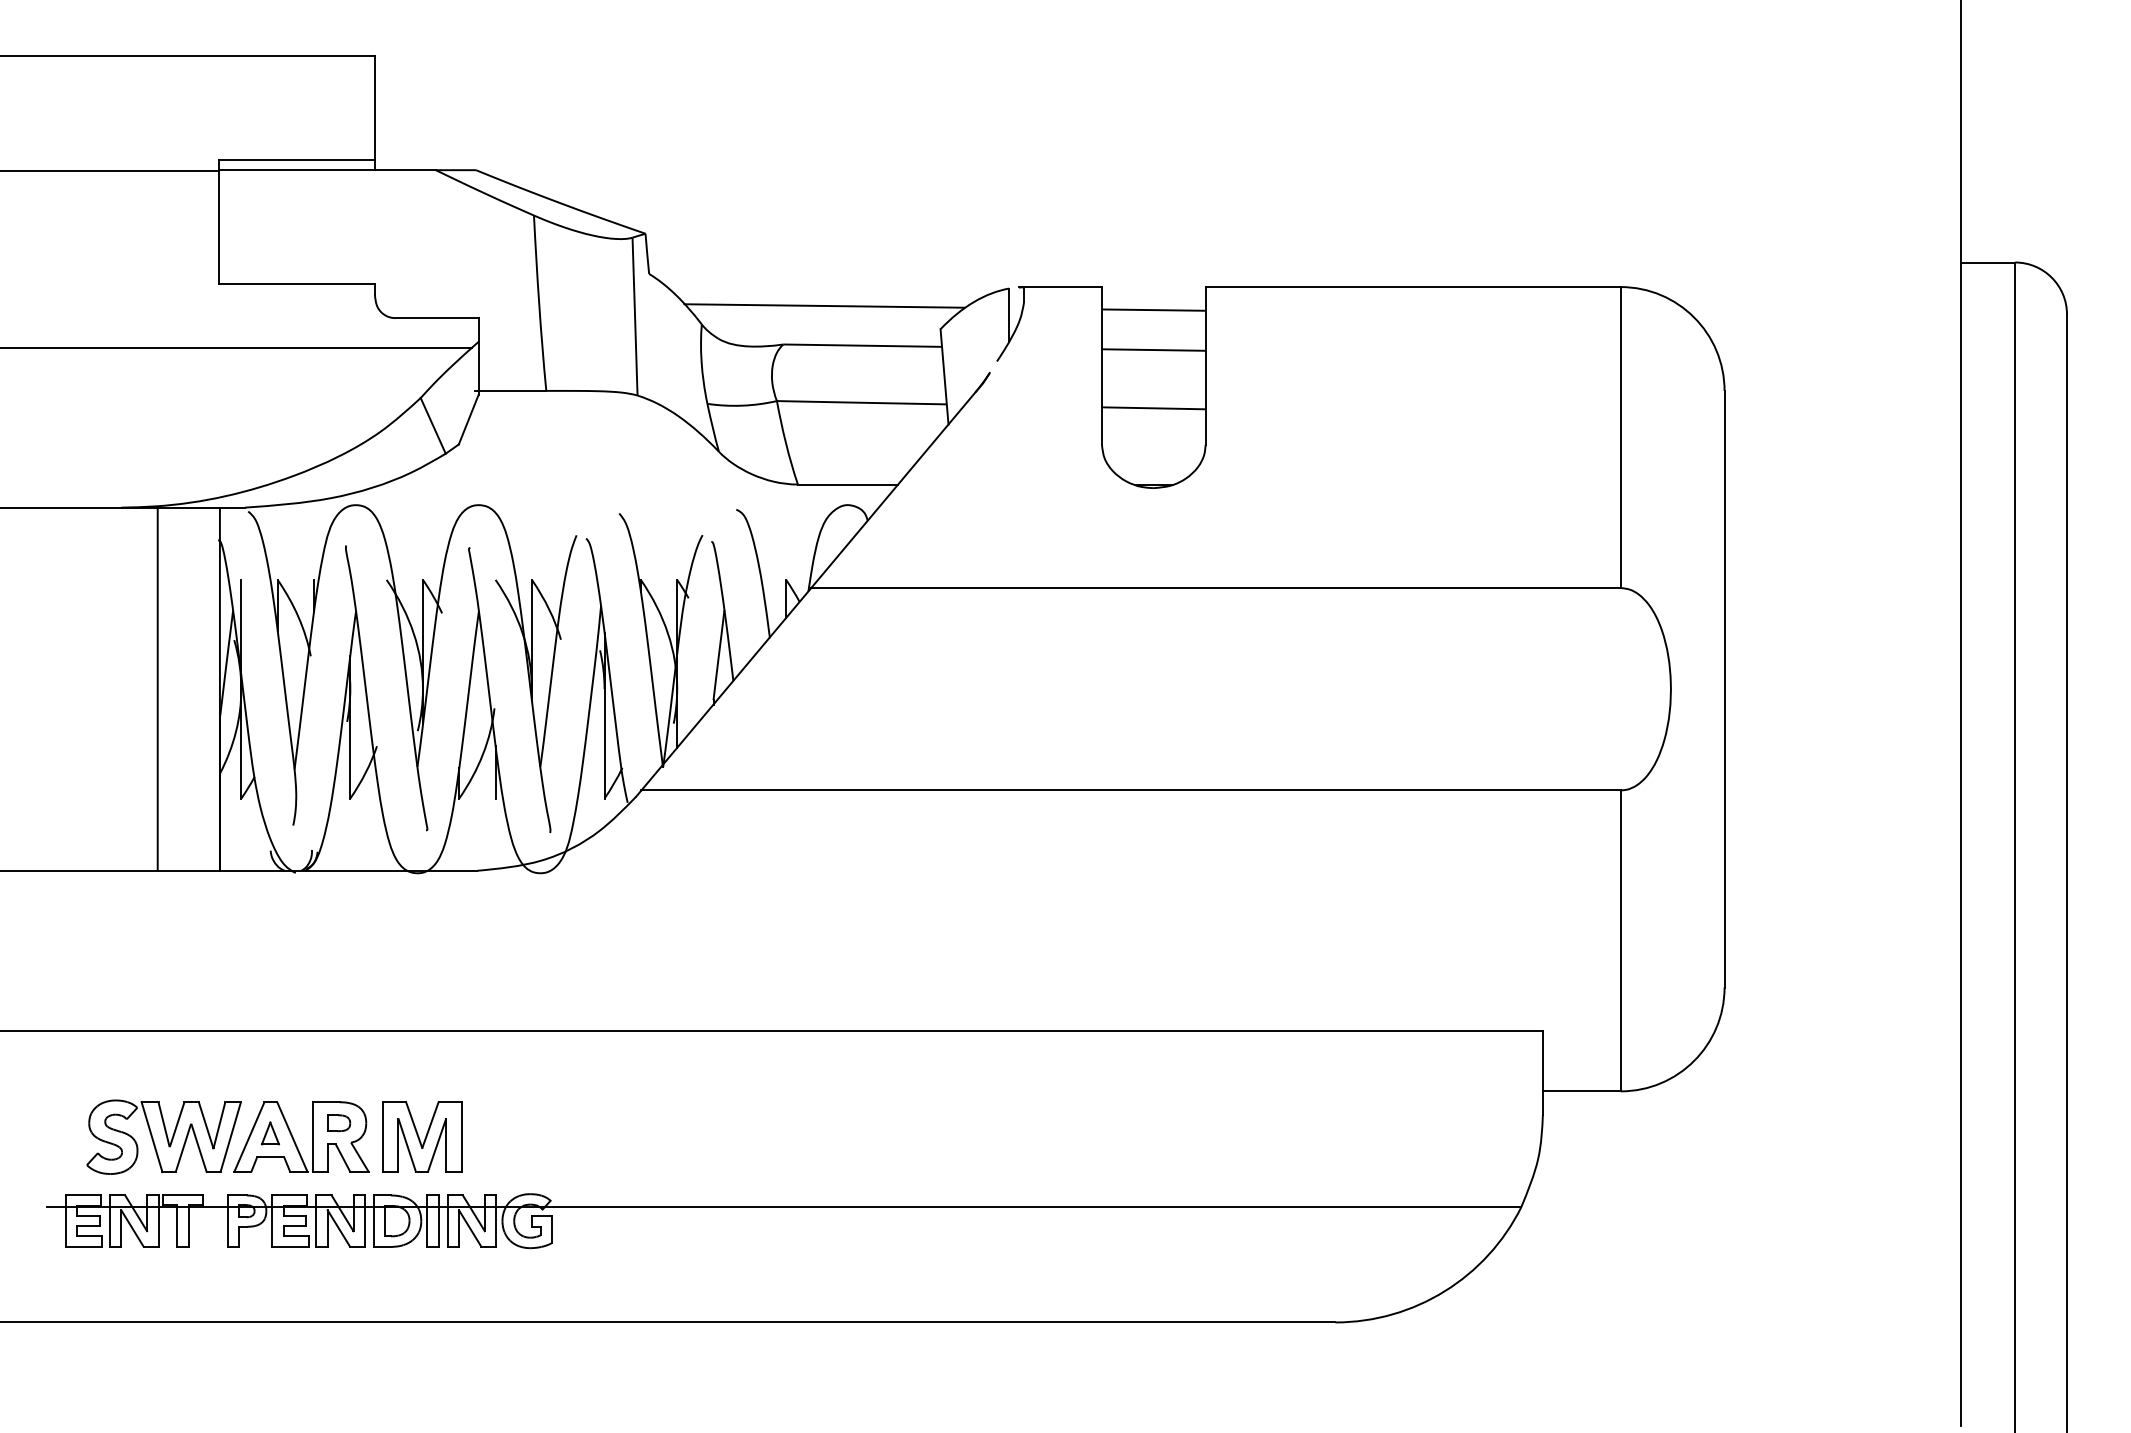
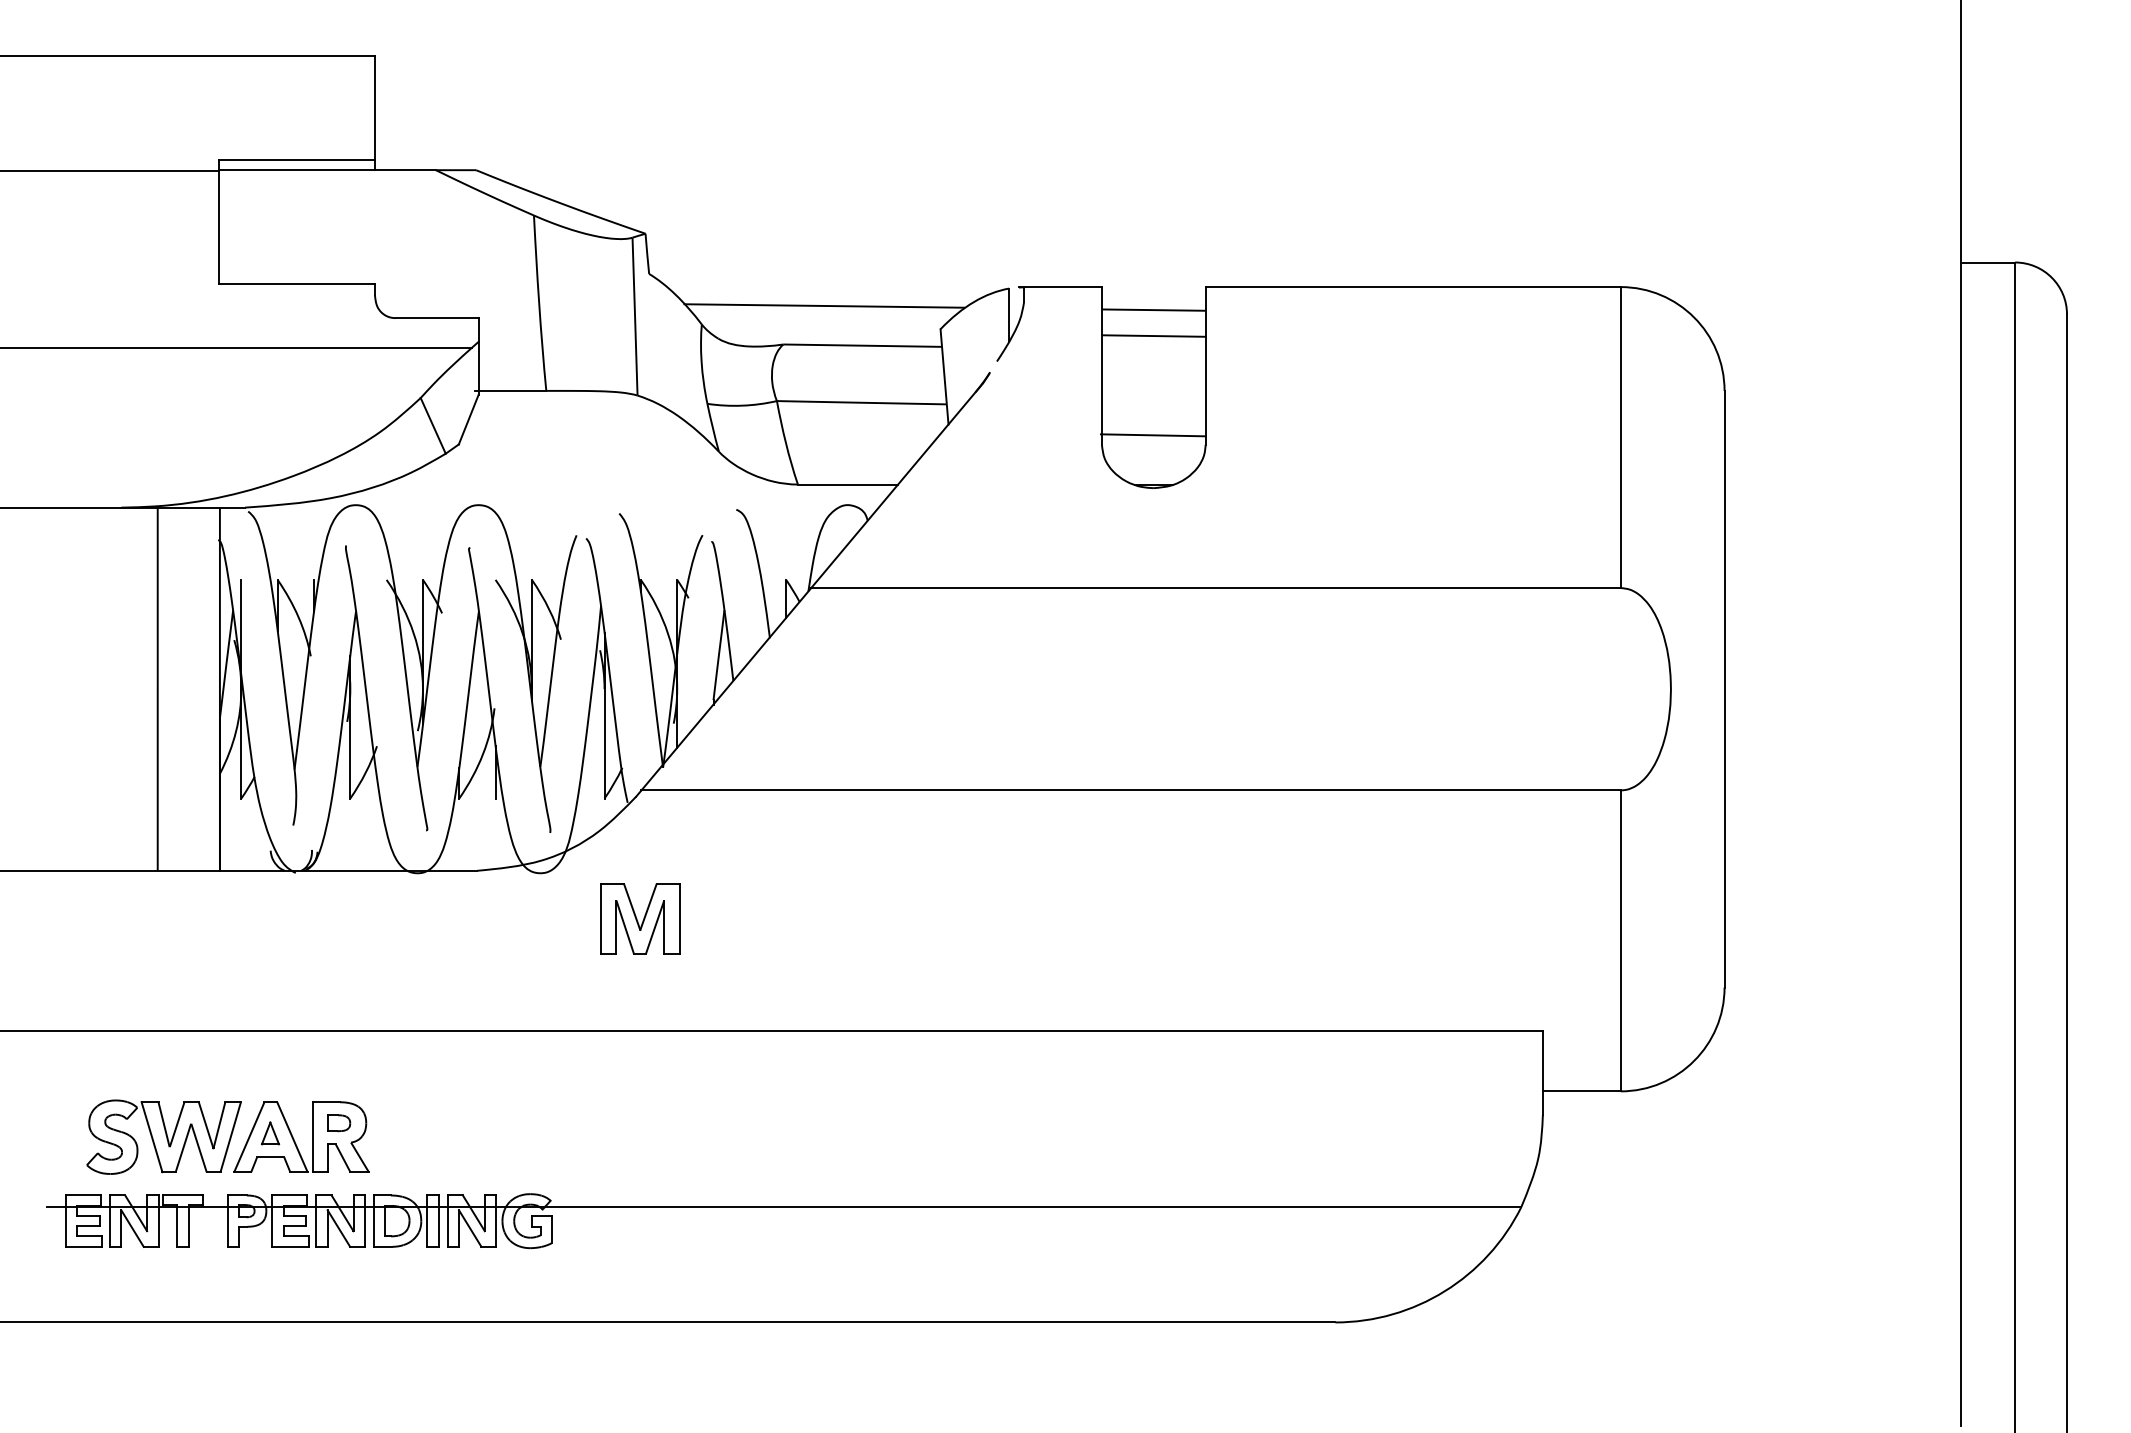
line position: (1153, 349) -> (1153, 335) (1153, 335)
line position: (1153, 408) -> (1152, 435) (1152, 435)
part position: (422, 1136) -> (640, 918) (640, 918)
